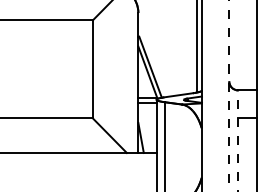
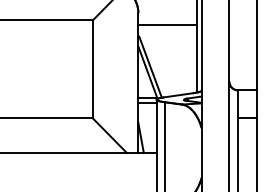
line: none -> present (167, 24)
line: dashed -> solid (229, 95)
line: dashed -> solid (238, 140)
